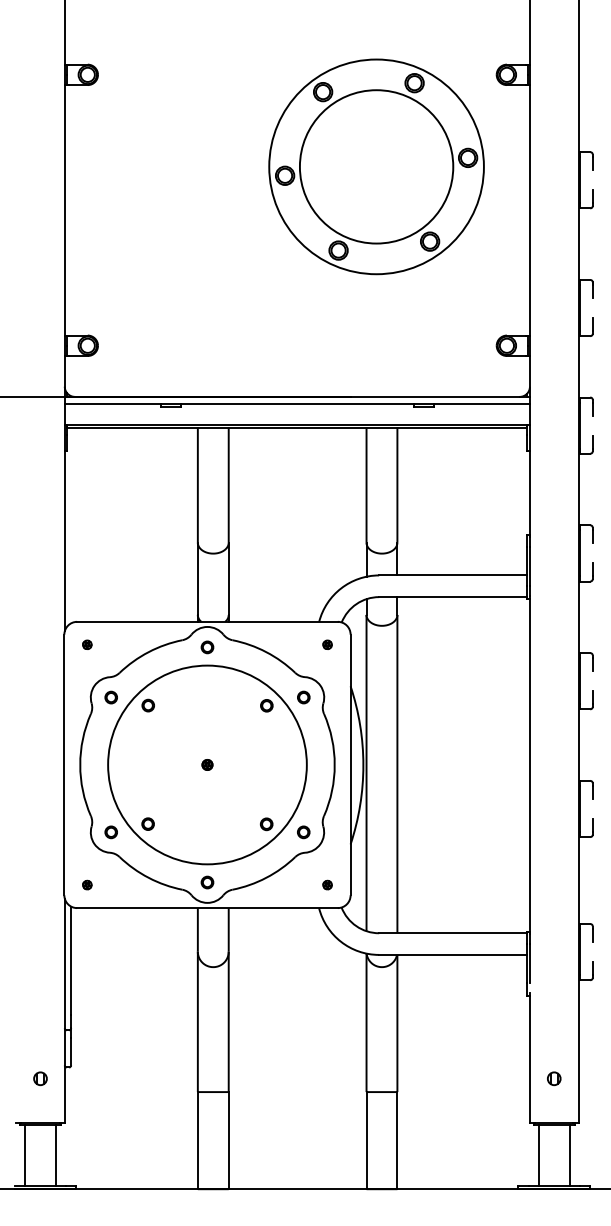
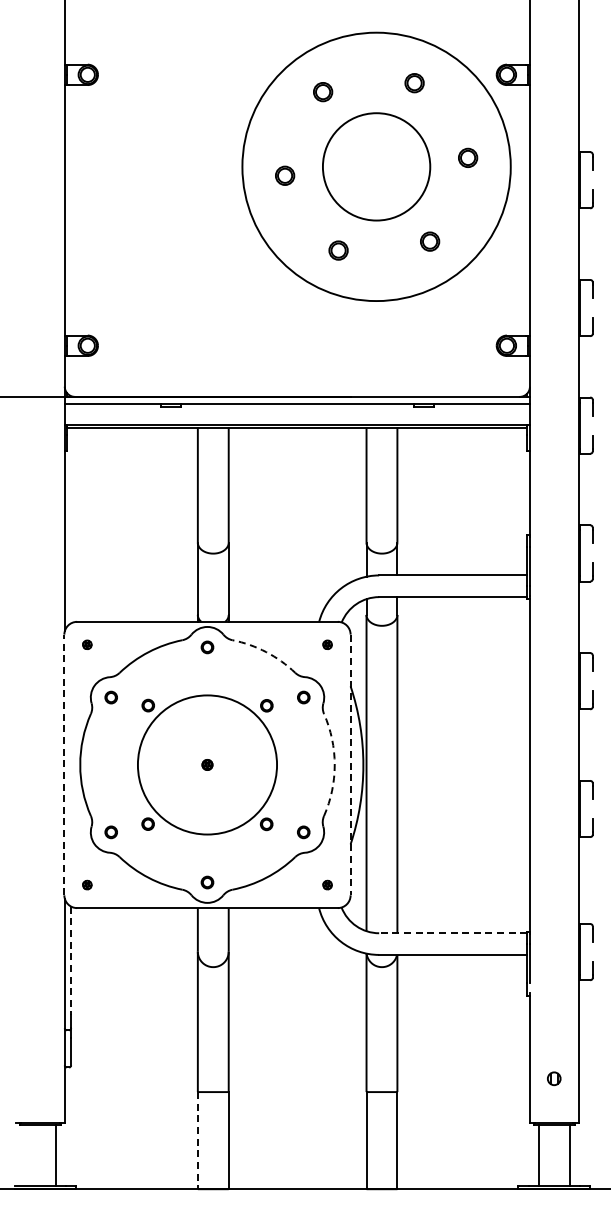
circle diameter: 153 px -> 107 px (376, 166)
circle diameter: 215 px -> 268 px (376, 166)
arc: solid -> dashed (266, 652)
line: solid -> dashed (64, 764)
circle diameter: 199 px -> 139 px (207, 764)
arc: solid -> dashed (334, 765)
line: solid -> dashed (350, 765)
line: solid -> dashed (452, 933)
line: solid -> dashed (71, 961)
part: present -> none (40, 1078)
line: solid -> dashed (197, 1140)
line: present -> none (25, 1155)
